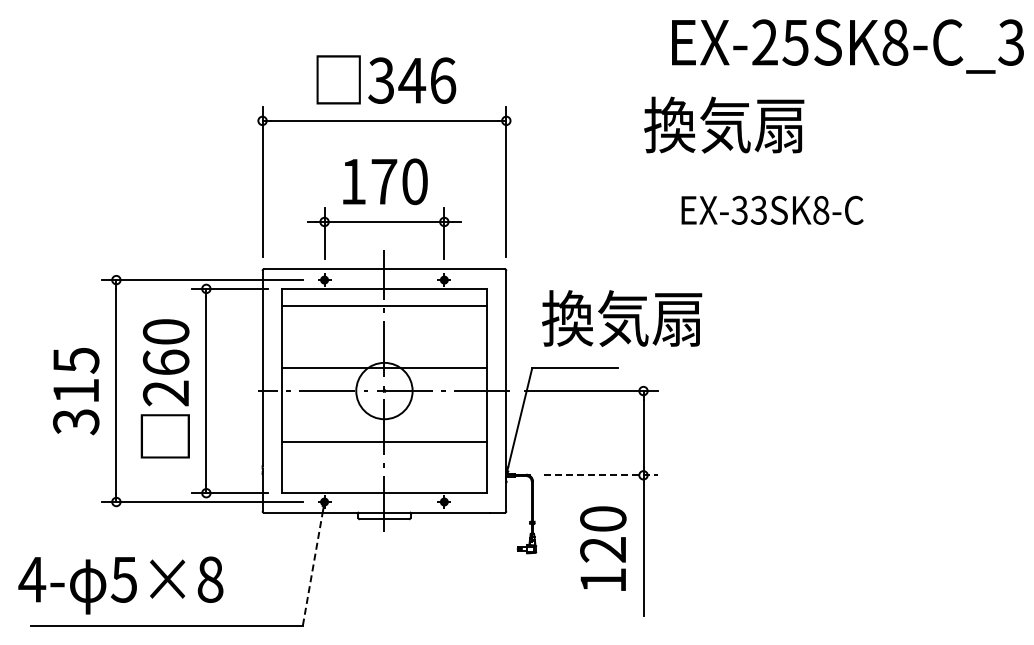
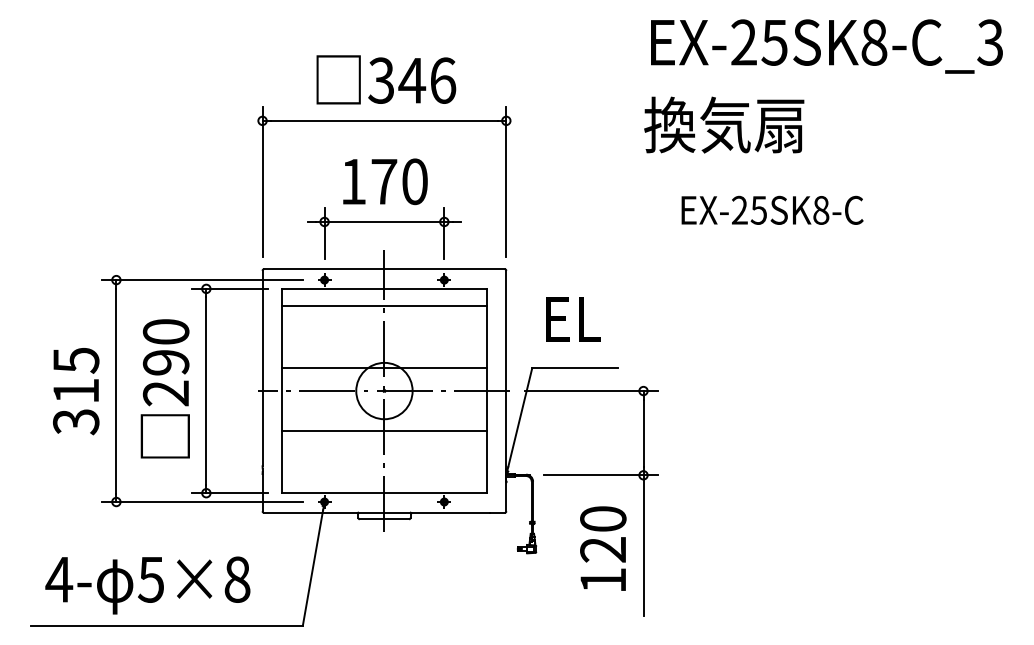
text position: (847, 46) -> (826, 46) (826, 46)
text: EX-33SK8-C -> EX-25SK8-C (748, 209)
text: 換気扇 -> EL (622, 318)
text: 260 -> 290 (165, 362)
line position: (384, 441) -> (384, 430) (384, 430)
line: dashed -> solid (600, 475)
line: dashed -> solid (312, 567)
text position: (120, 585) -> (147, 585) (147, 585)
